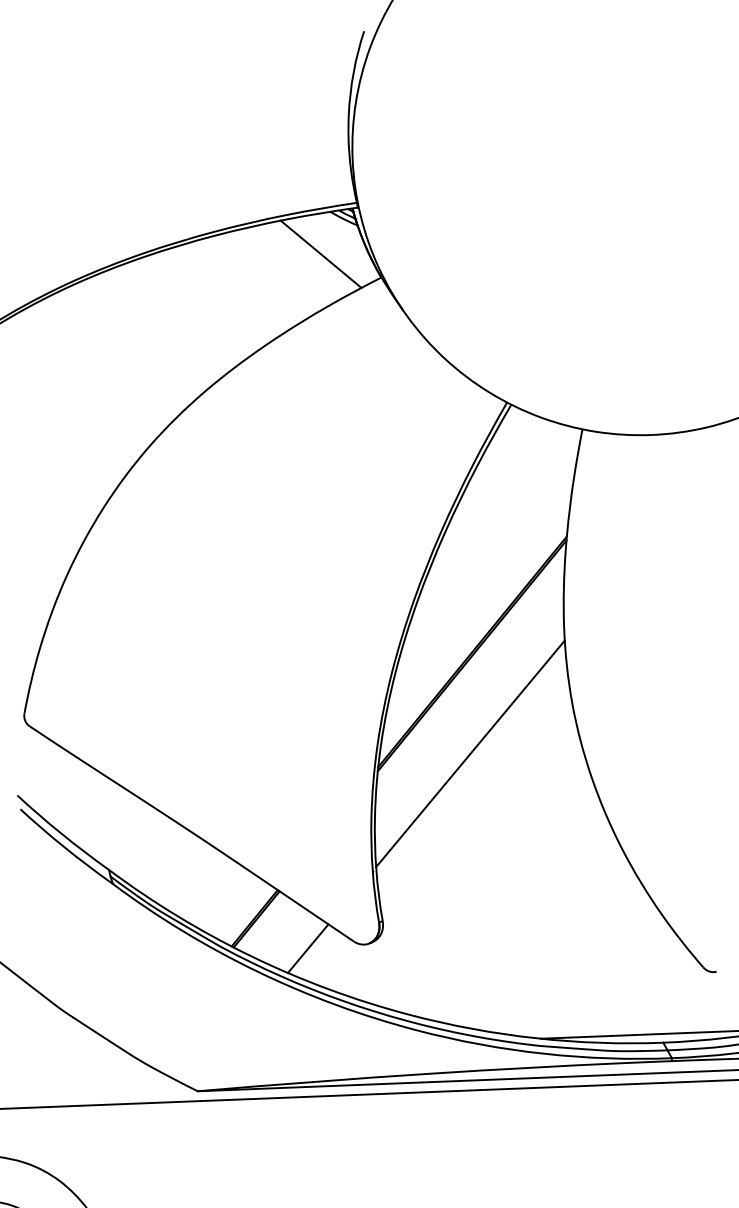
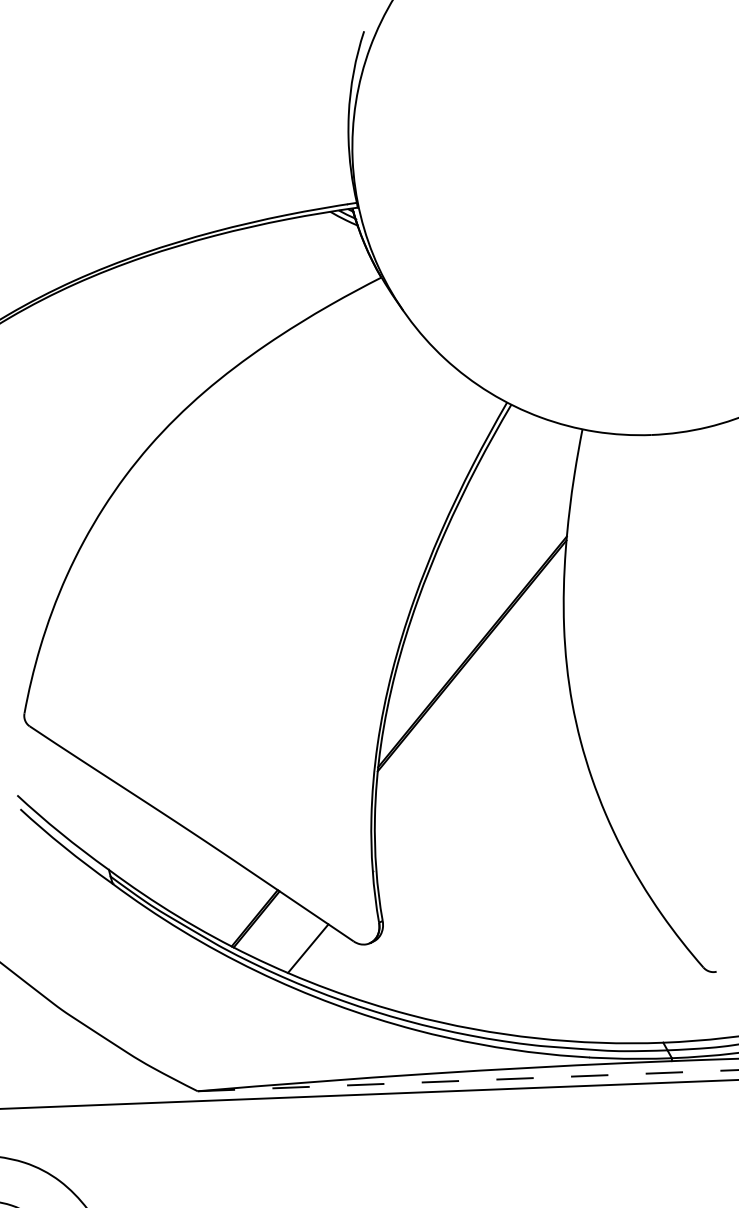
line: present -> none (320, 253)
line: present -> none (470, 753)
line: present -> none (637, 1034)
line: solid -> dashed (468, 1080)
